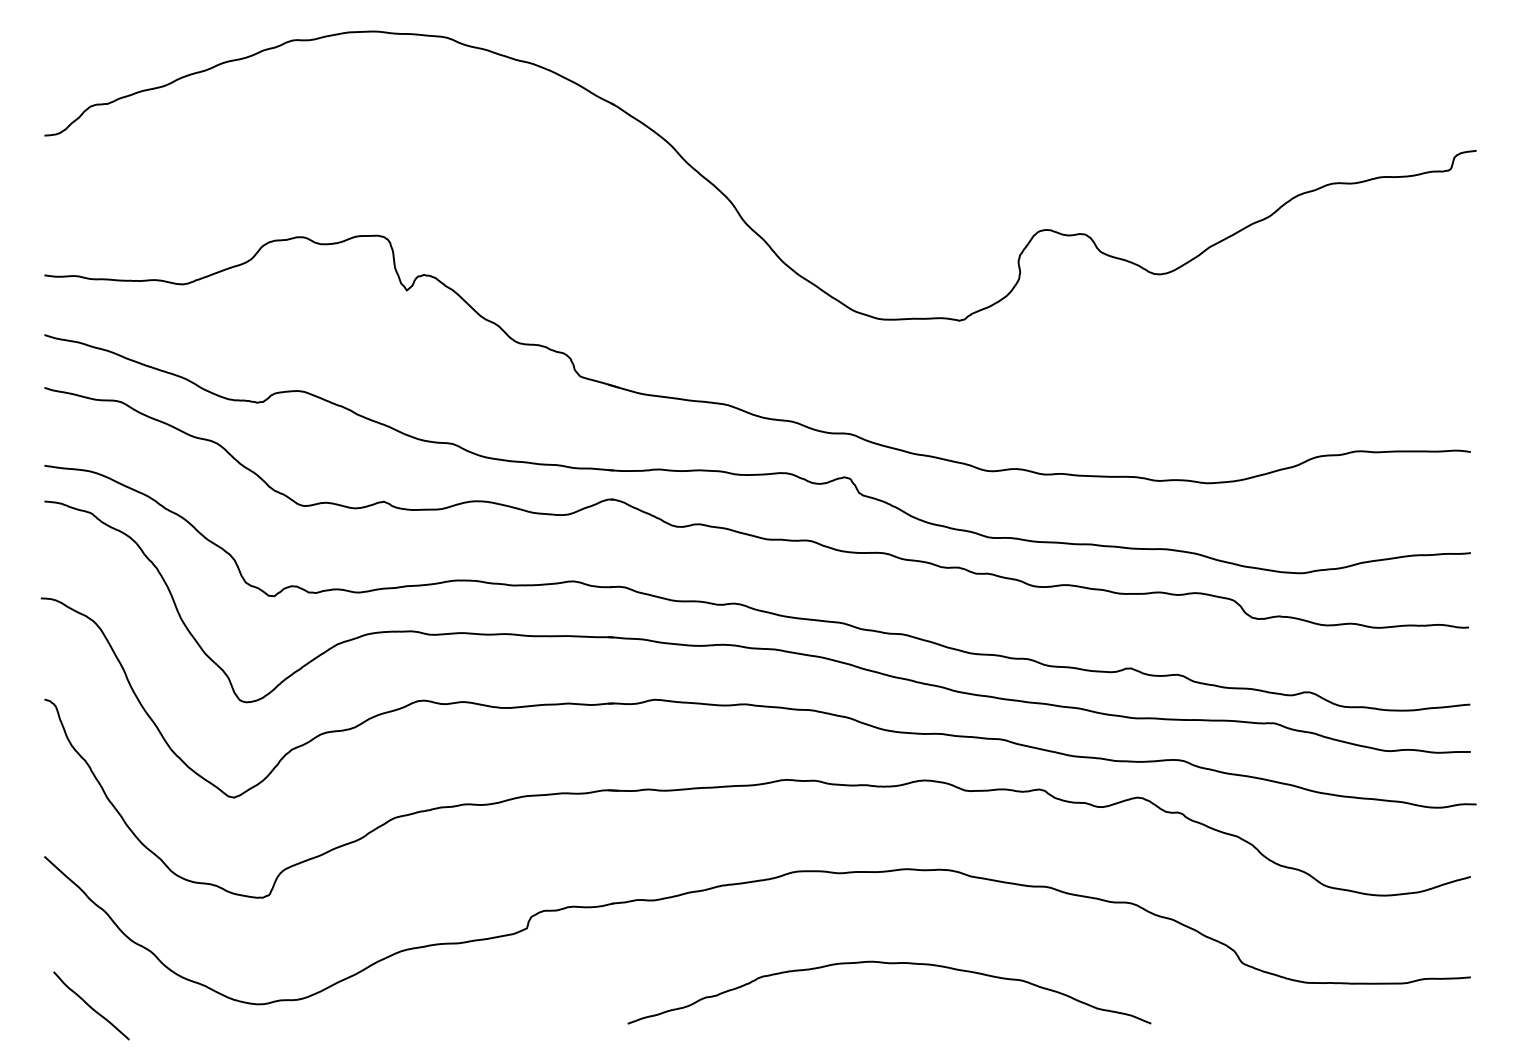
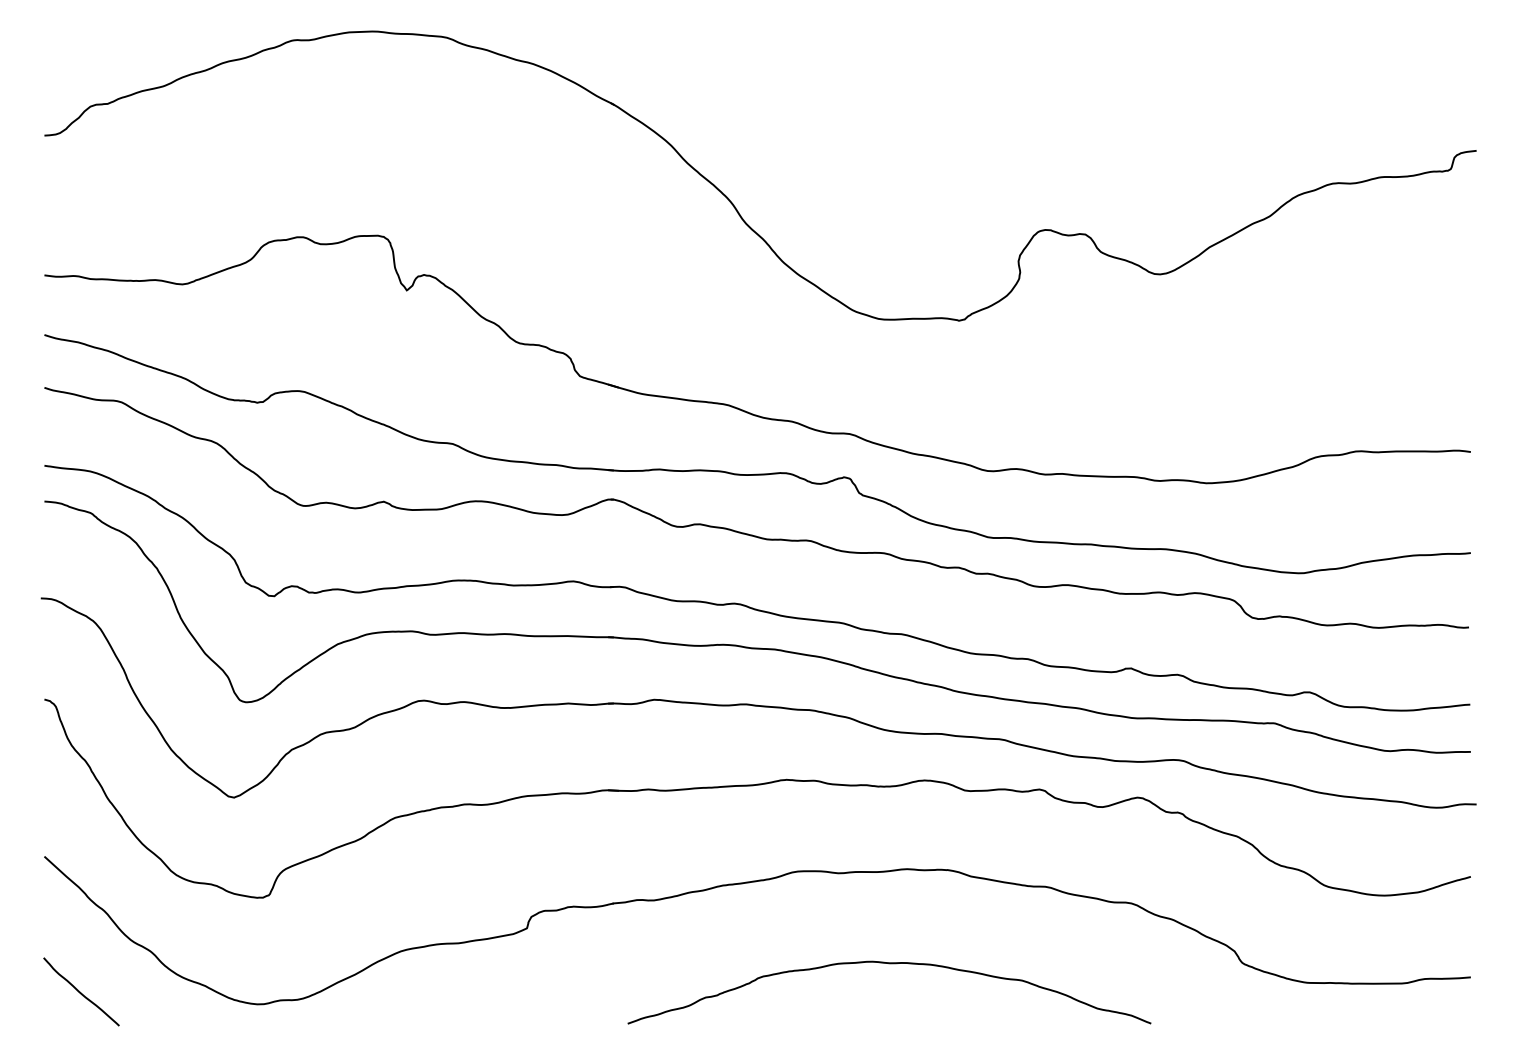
curve position: (90, 1005) -> (80, 991) (80, 991)
